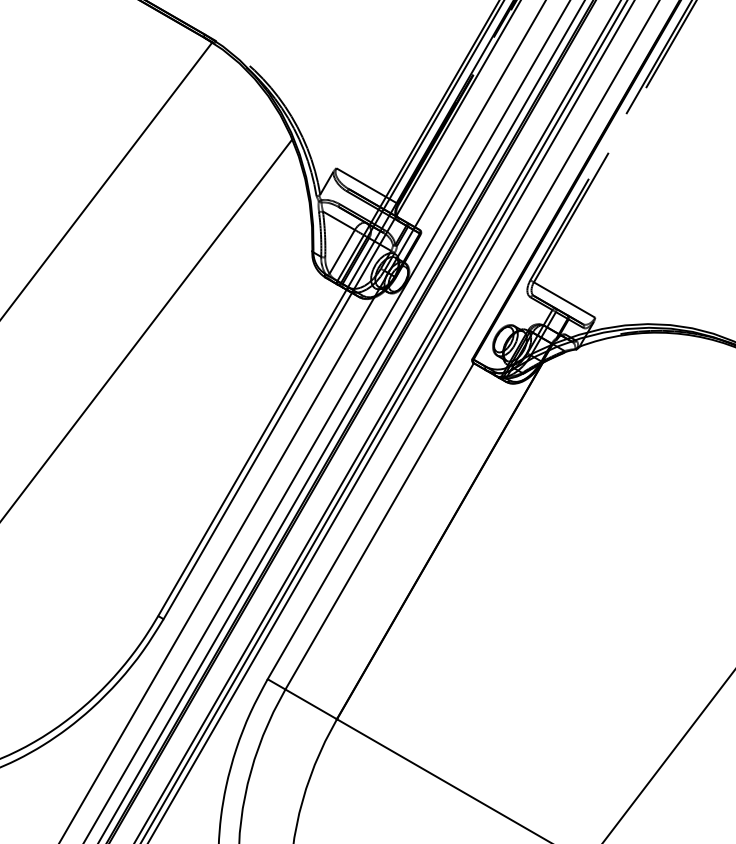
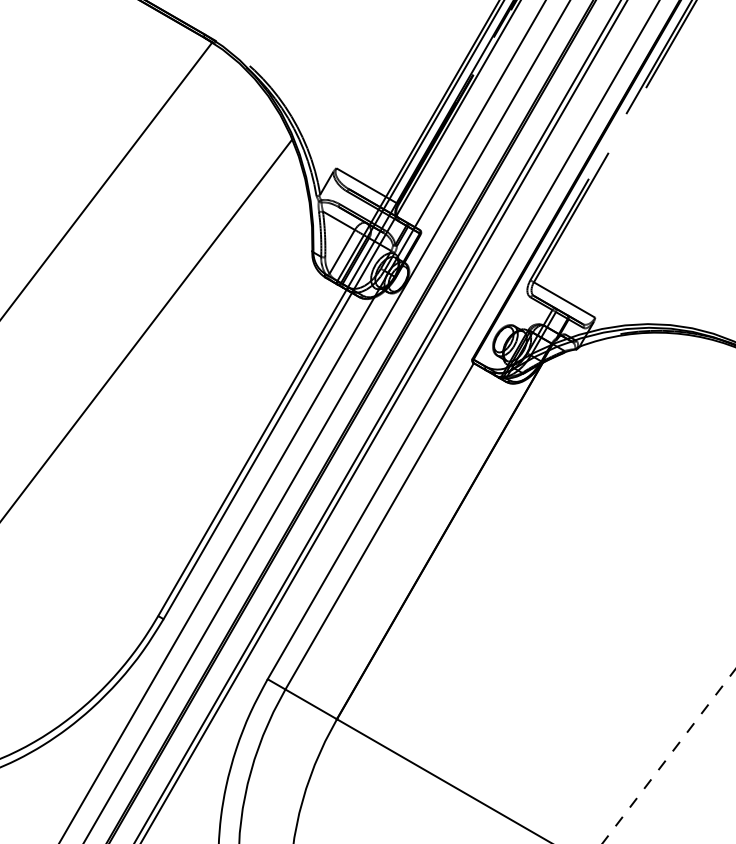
line: present -> none (341, 421)
line: present -> none (391, 421)
line: solid -> dashed (668, 756)
